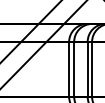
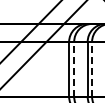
line: solid -> dashed (74, 68)
line: solid -> dashed (92, 68)
